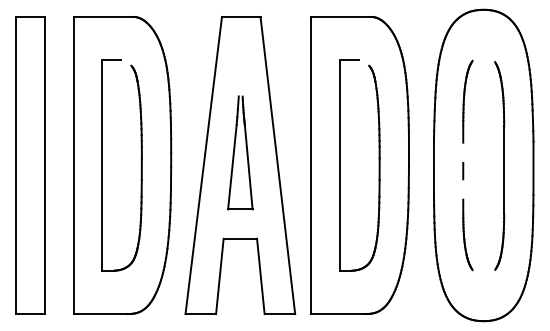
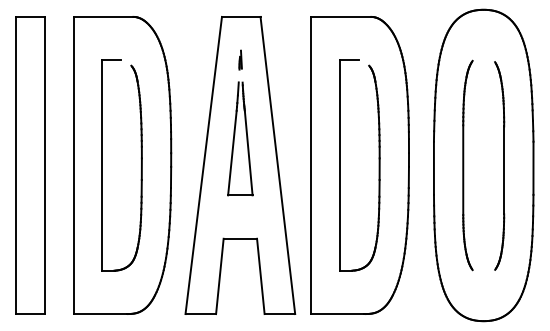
line: none -> present (240, 59)
part position: (240, 152) -> (240, 138) (240, 138)
line: dashed -> solid (463, 170)
